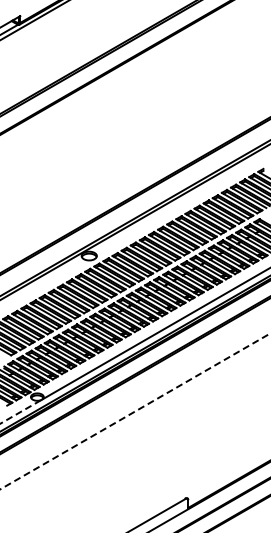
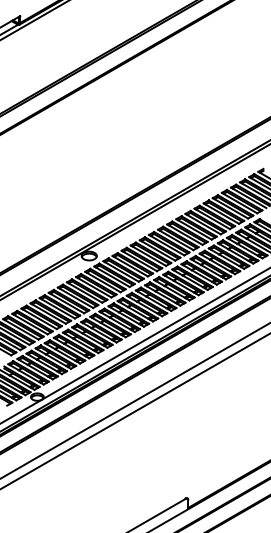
line: none -> present (134, 400)
line: dashed -> solid (21, 411)
line: dashed -> solid (135, 411)
